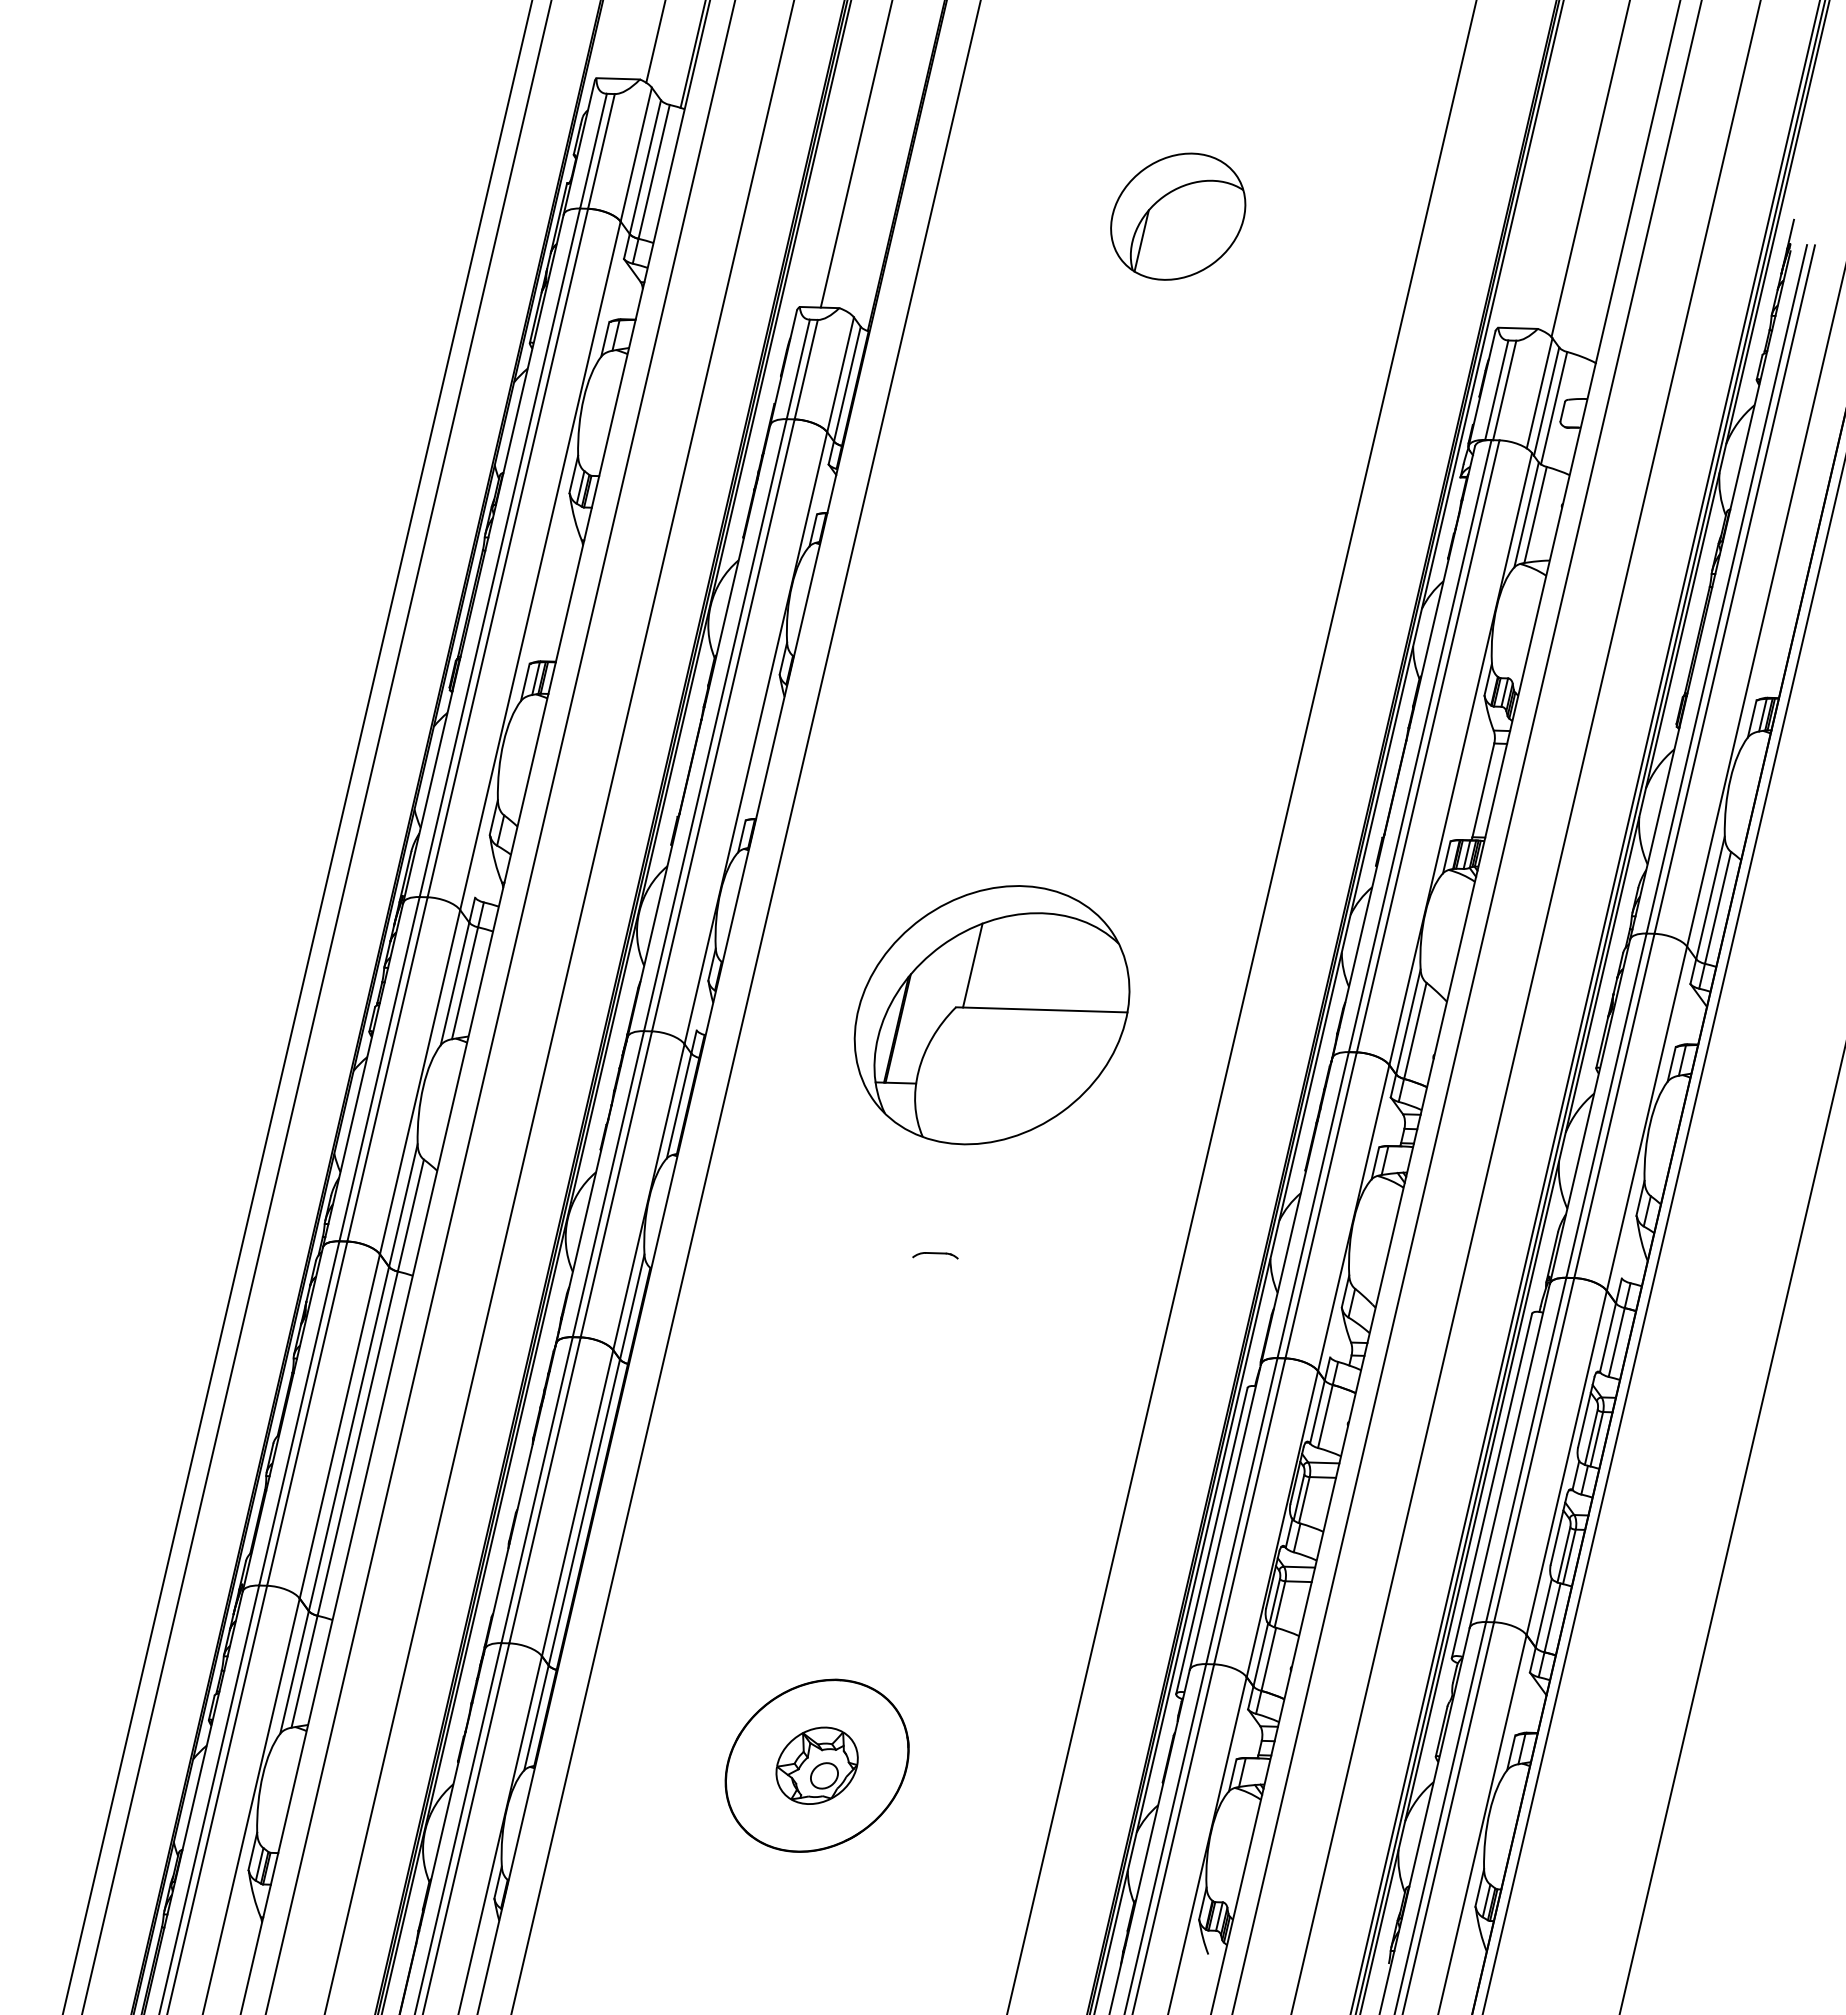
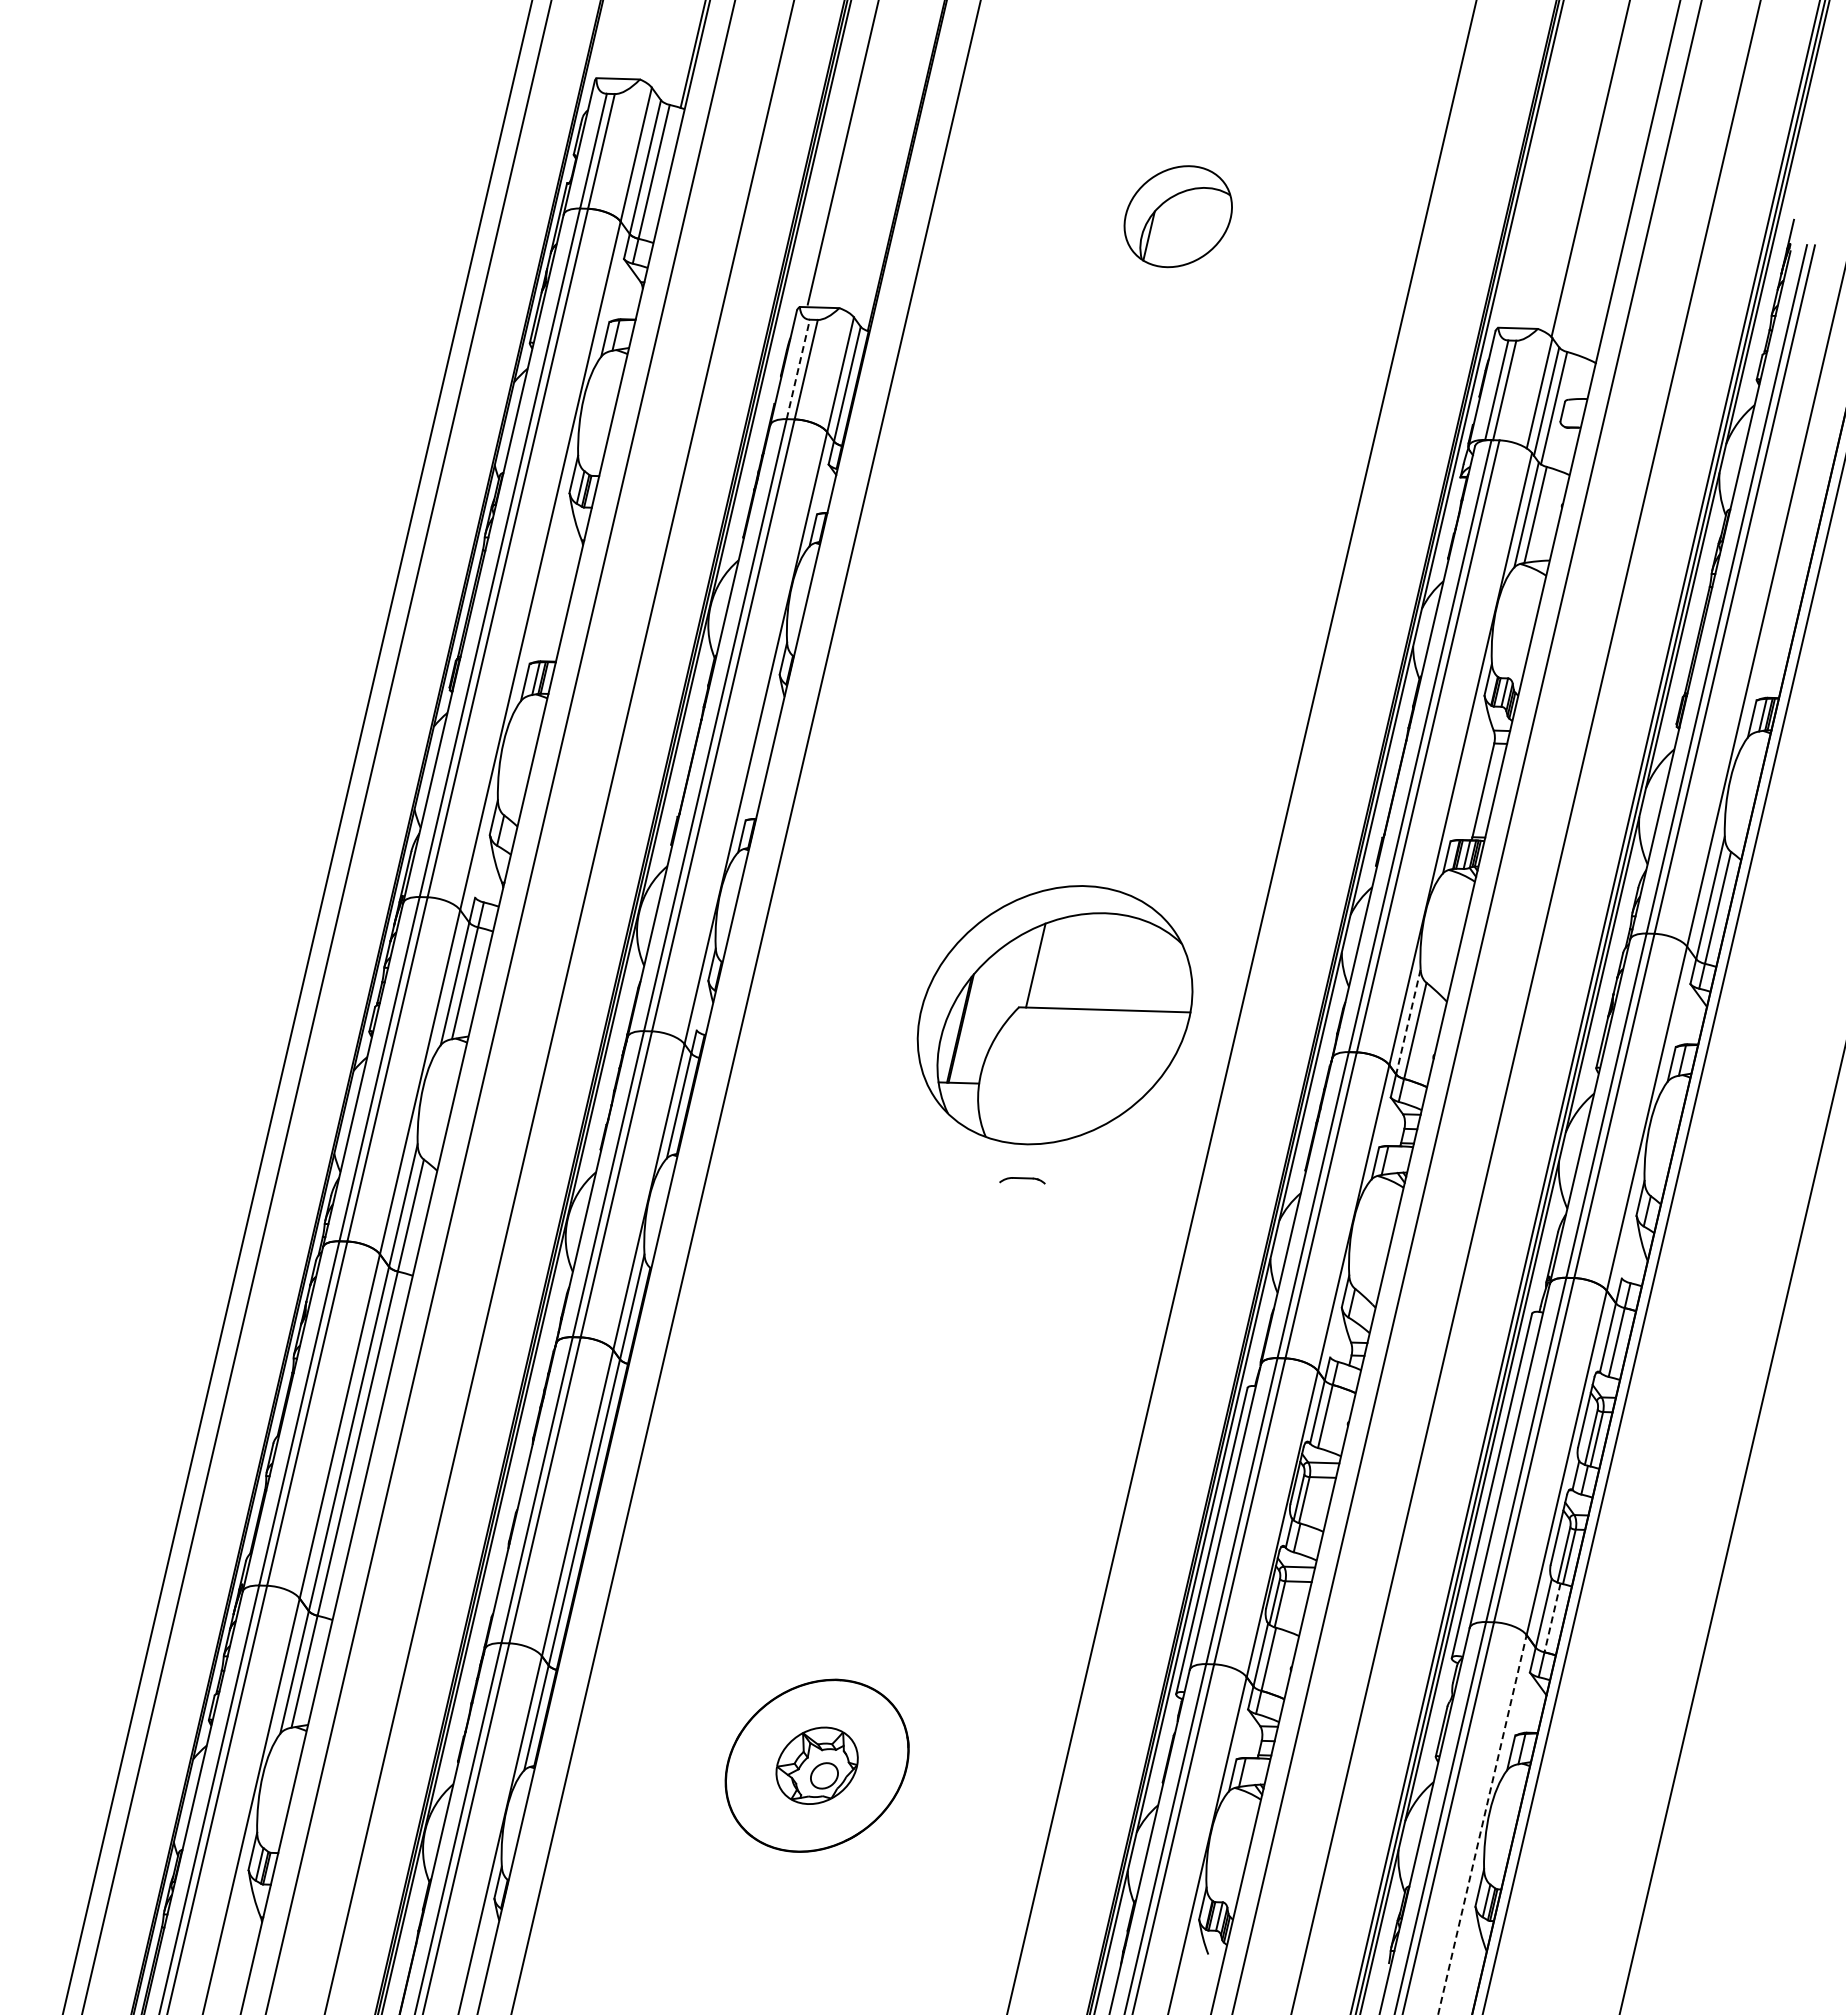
line: present -> none (655, 42)
line position: (855, 154) -> (842, 153) (842, 153)
part size: 137x129 px -> 110x104 px (1177, 216)
line: solid -> dashed (798, 368)
part position: (991, 1015) -> (1054, 1015) (1054, 1015)
line: solid -> dashed (1408, 1022)
part position: (935, 1255) -> (1022, 1180) (1022, 1180)
line: solid -> dashed (1552, 1618)
line: solid -> dashed (1482, 1824)
